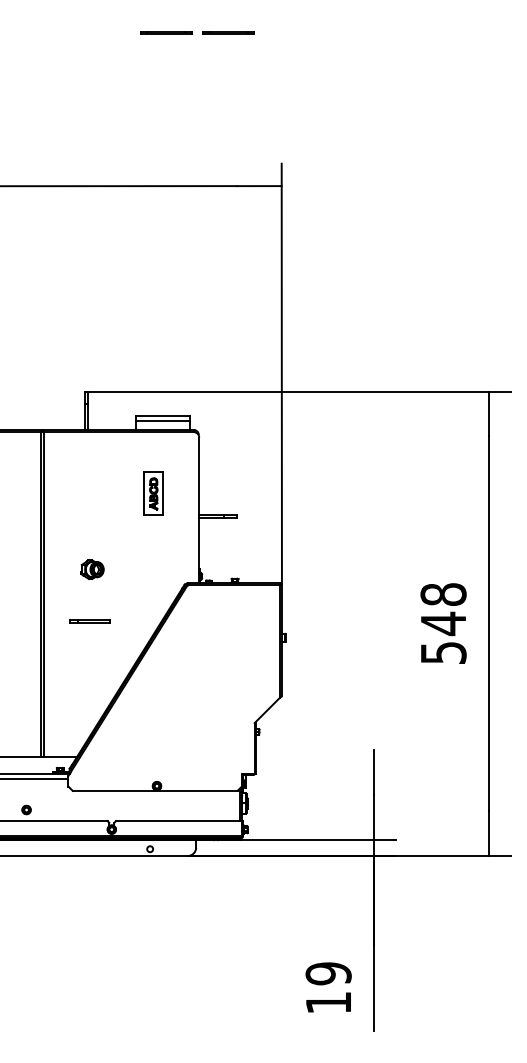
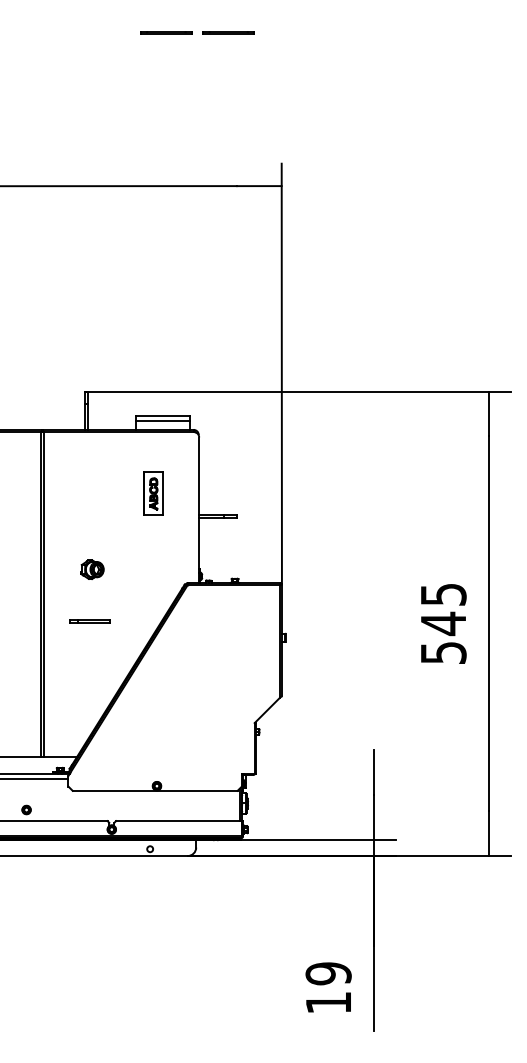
text: 548 -> 545 (443, 594)
